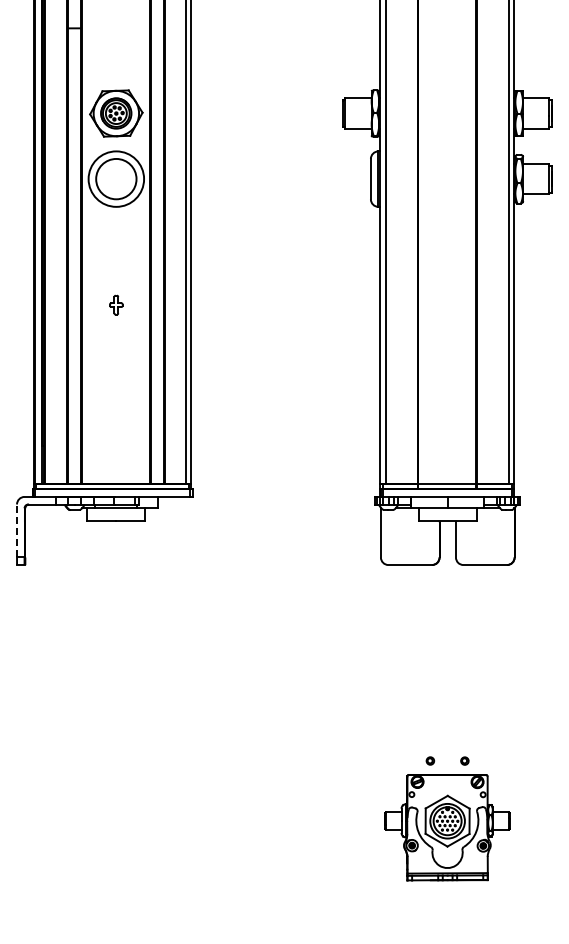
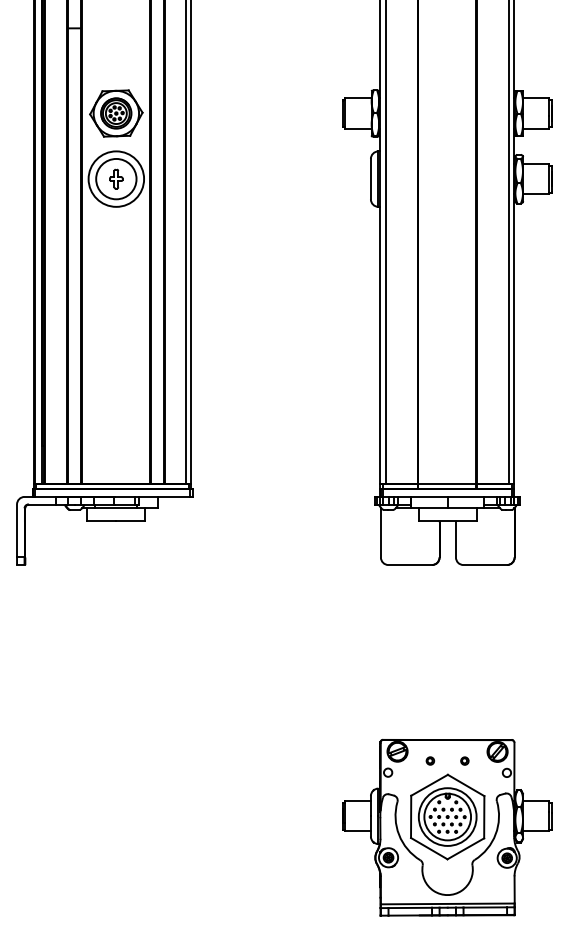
part position: (116, 304) -> (116, 178) (116, 178)
line: dashed -> solid (17, 530)
part size: 127x108 px -> 211x179 px (447, 827)
